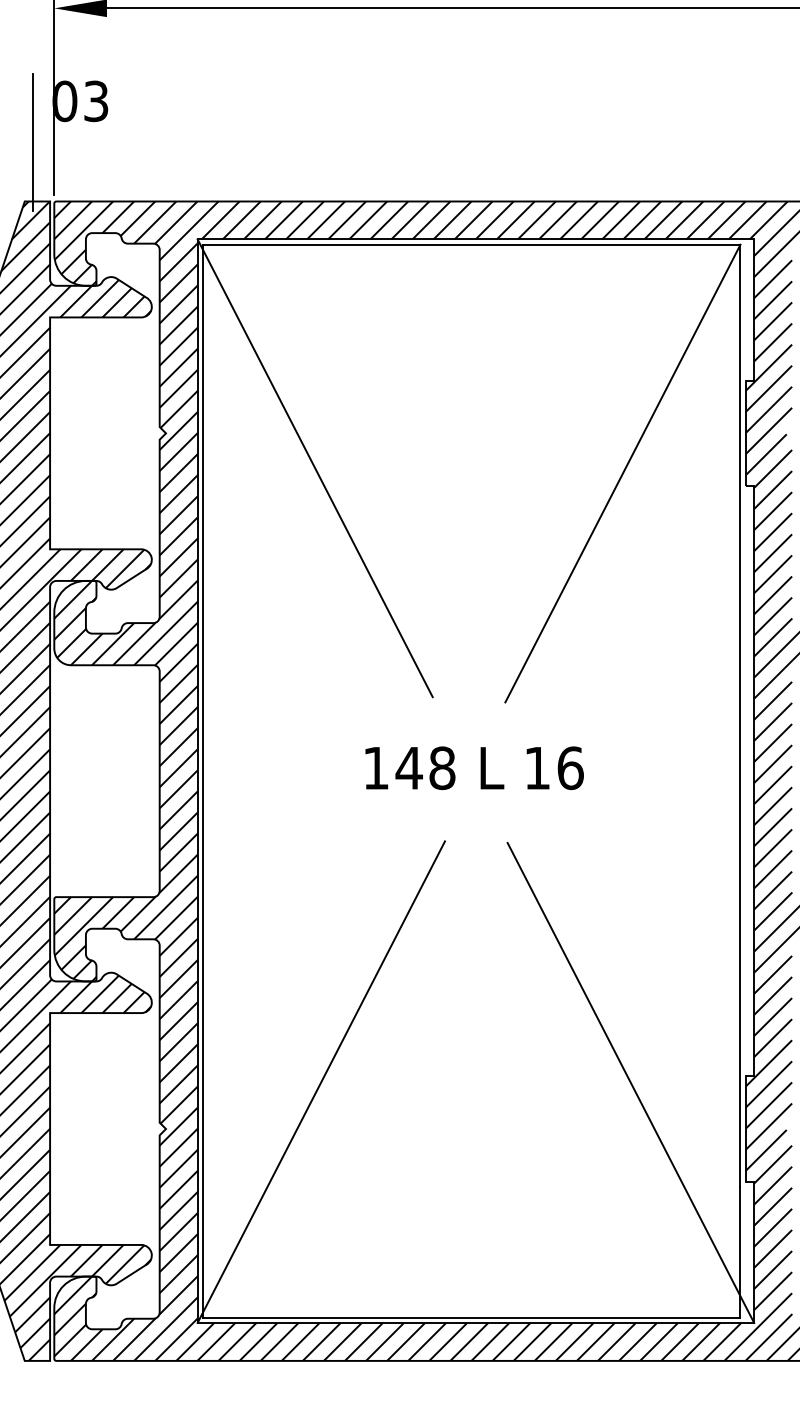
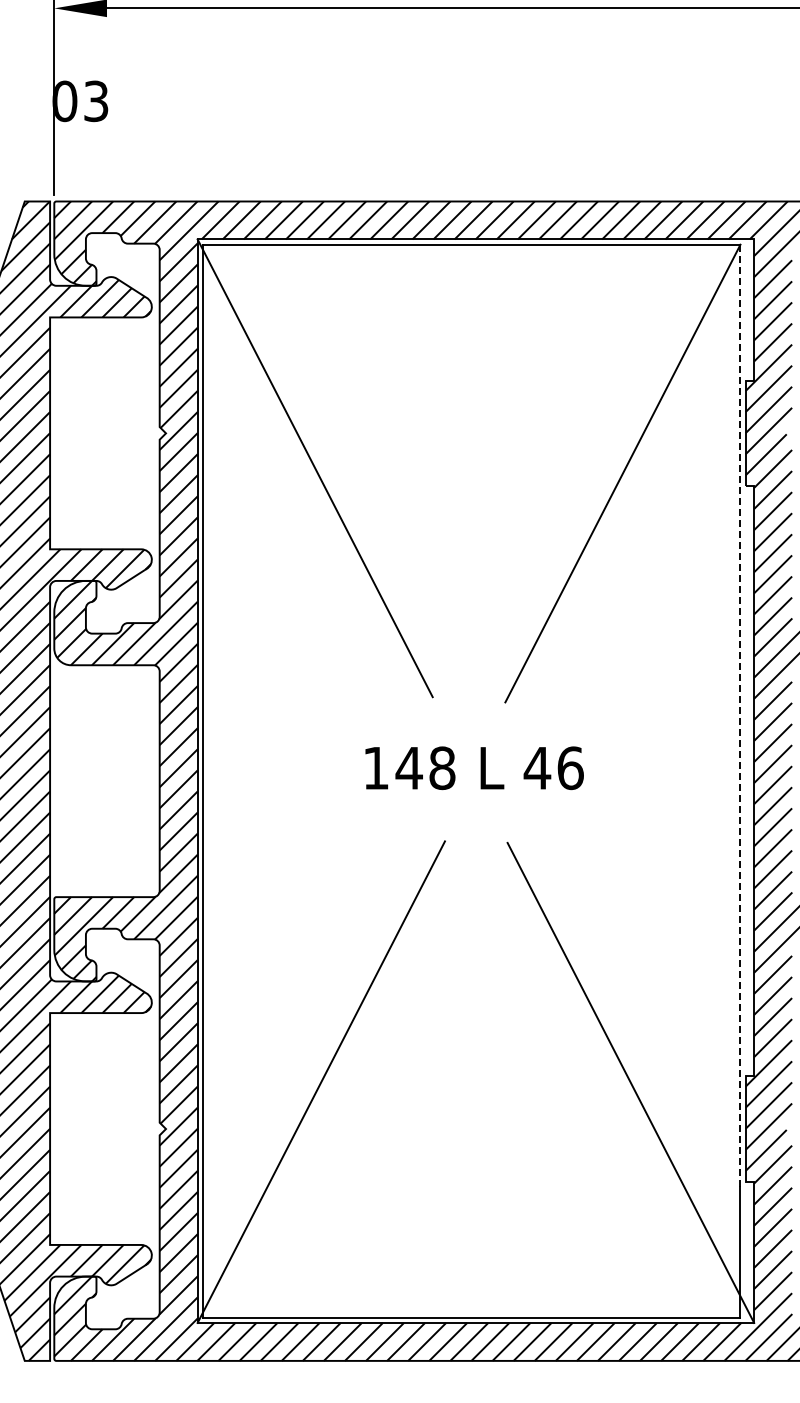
line: present -> none (33, 142)
line: solid -> dashed (740, 716)
text: 16 -> 46 (537, 768)
